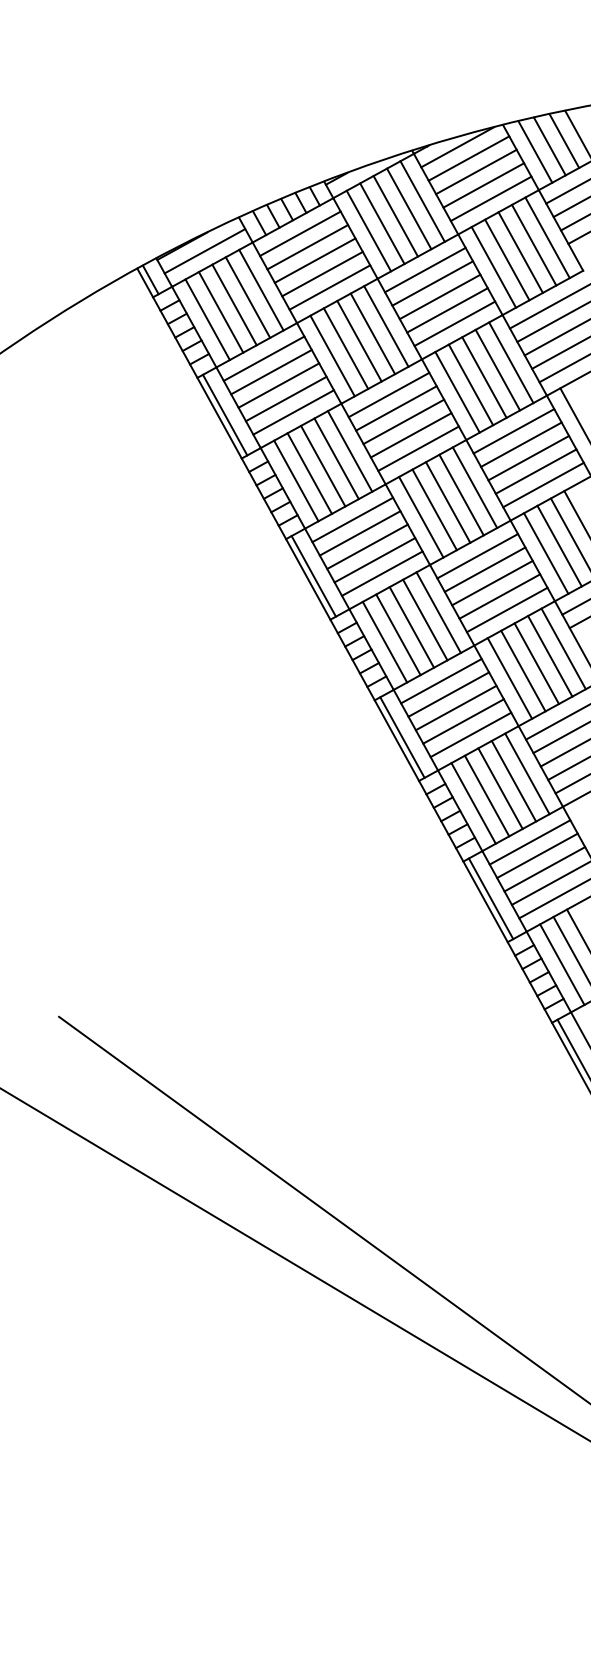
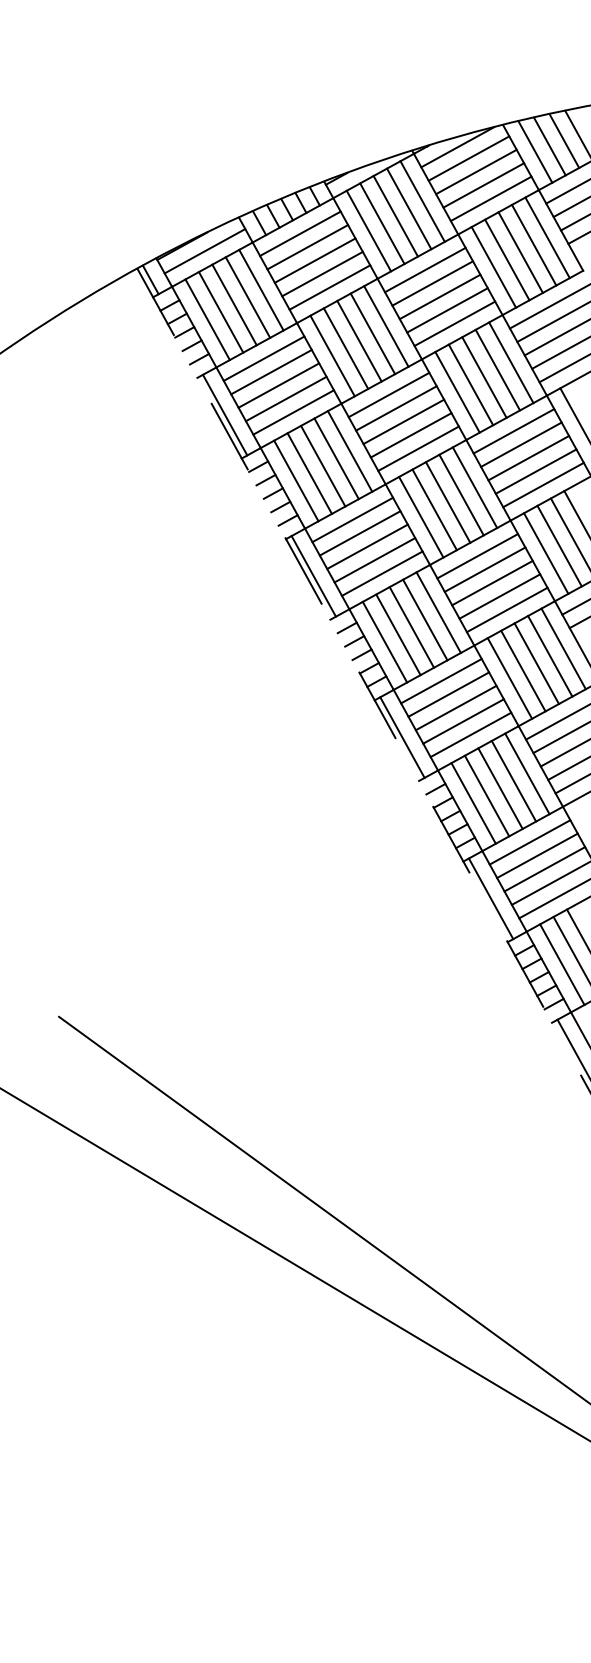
line: solid -> dashed (364, 681)
